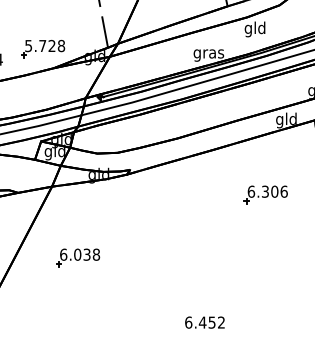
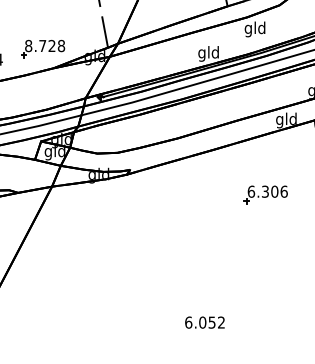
text: 5.728 -> 8.728 (28, 45)
text: gras -> gld (208, 53)
part: present -> none (78, 257)
text: 6.452 -> 6.052 (202, 322)
